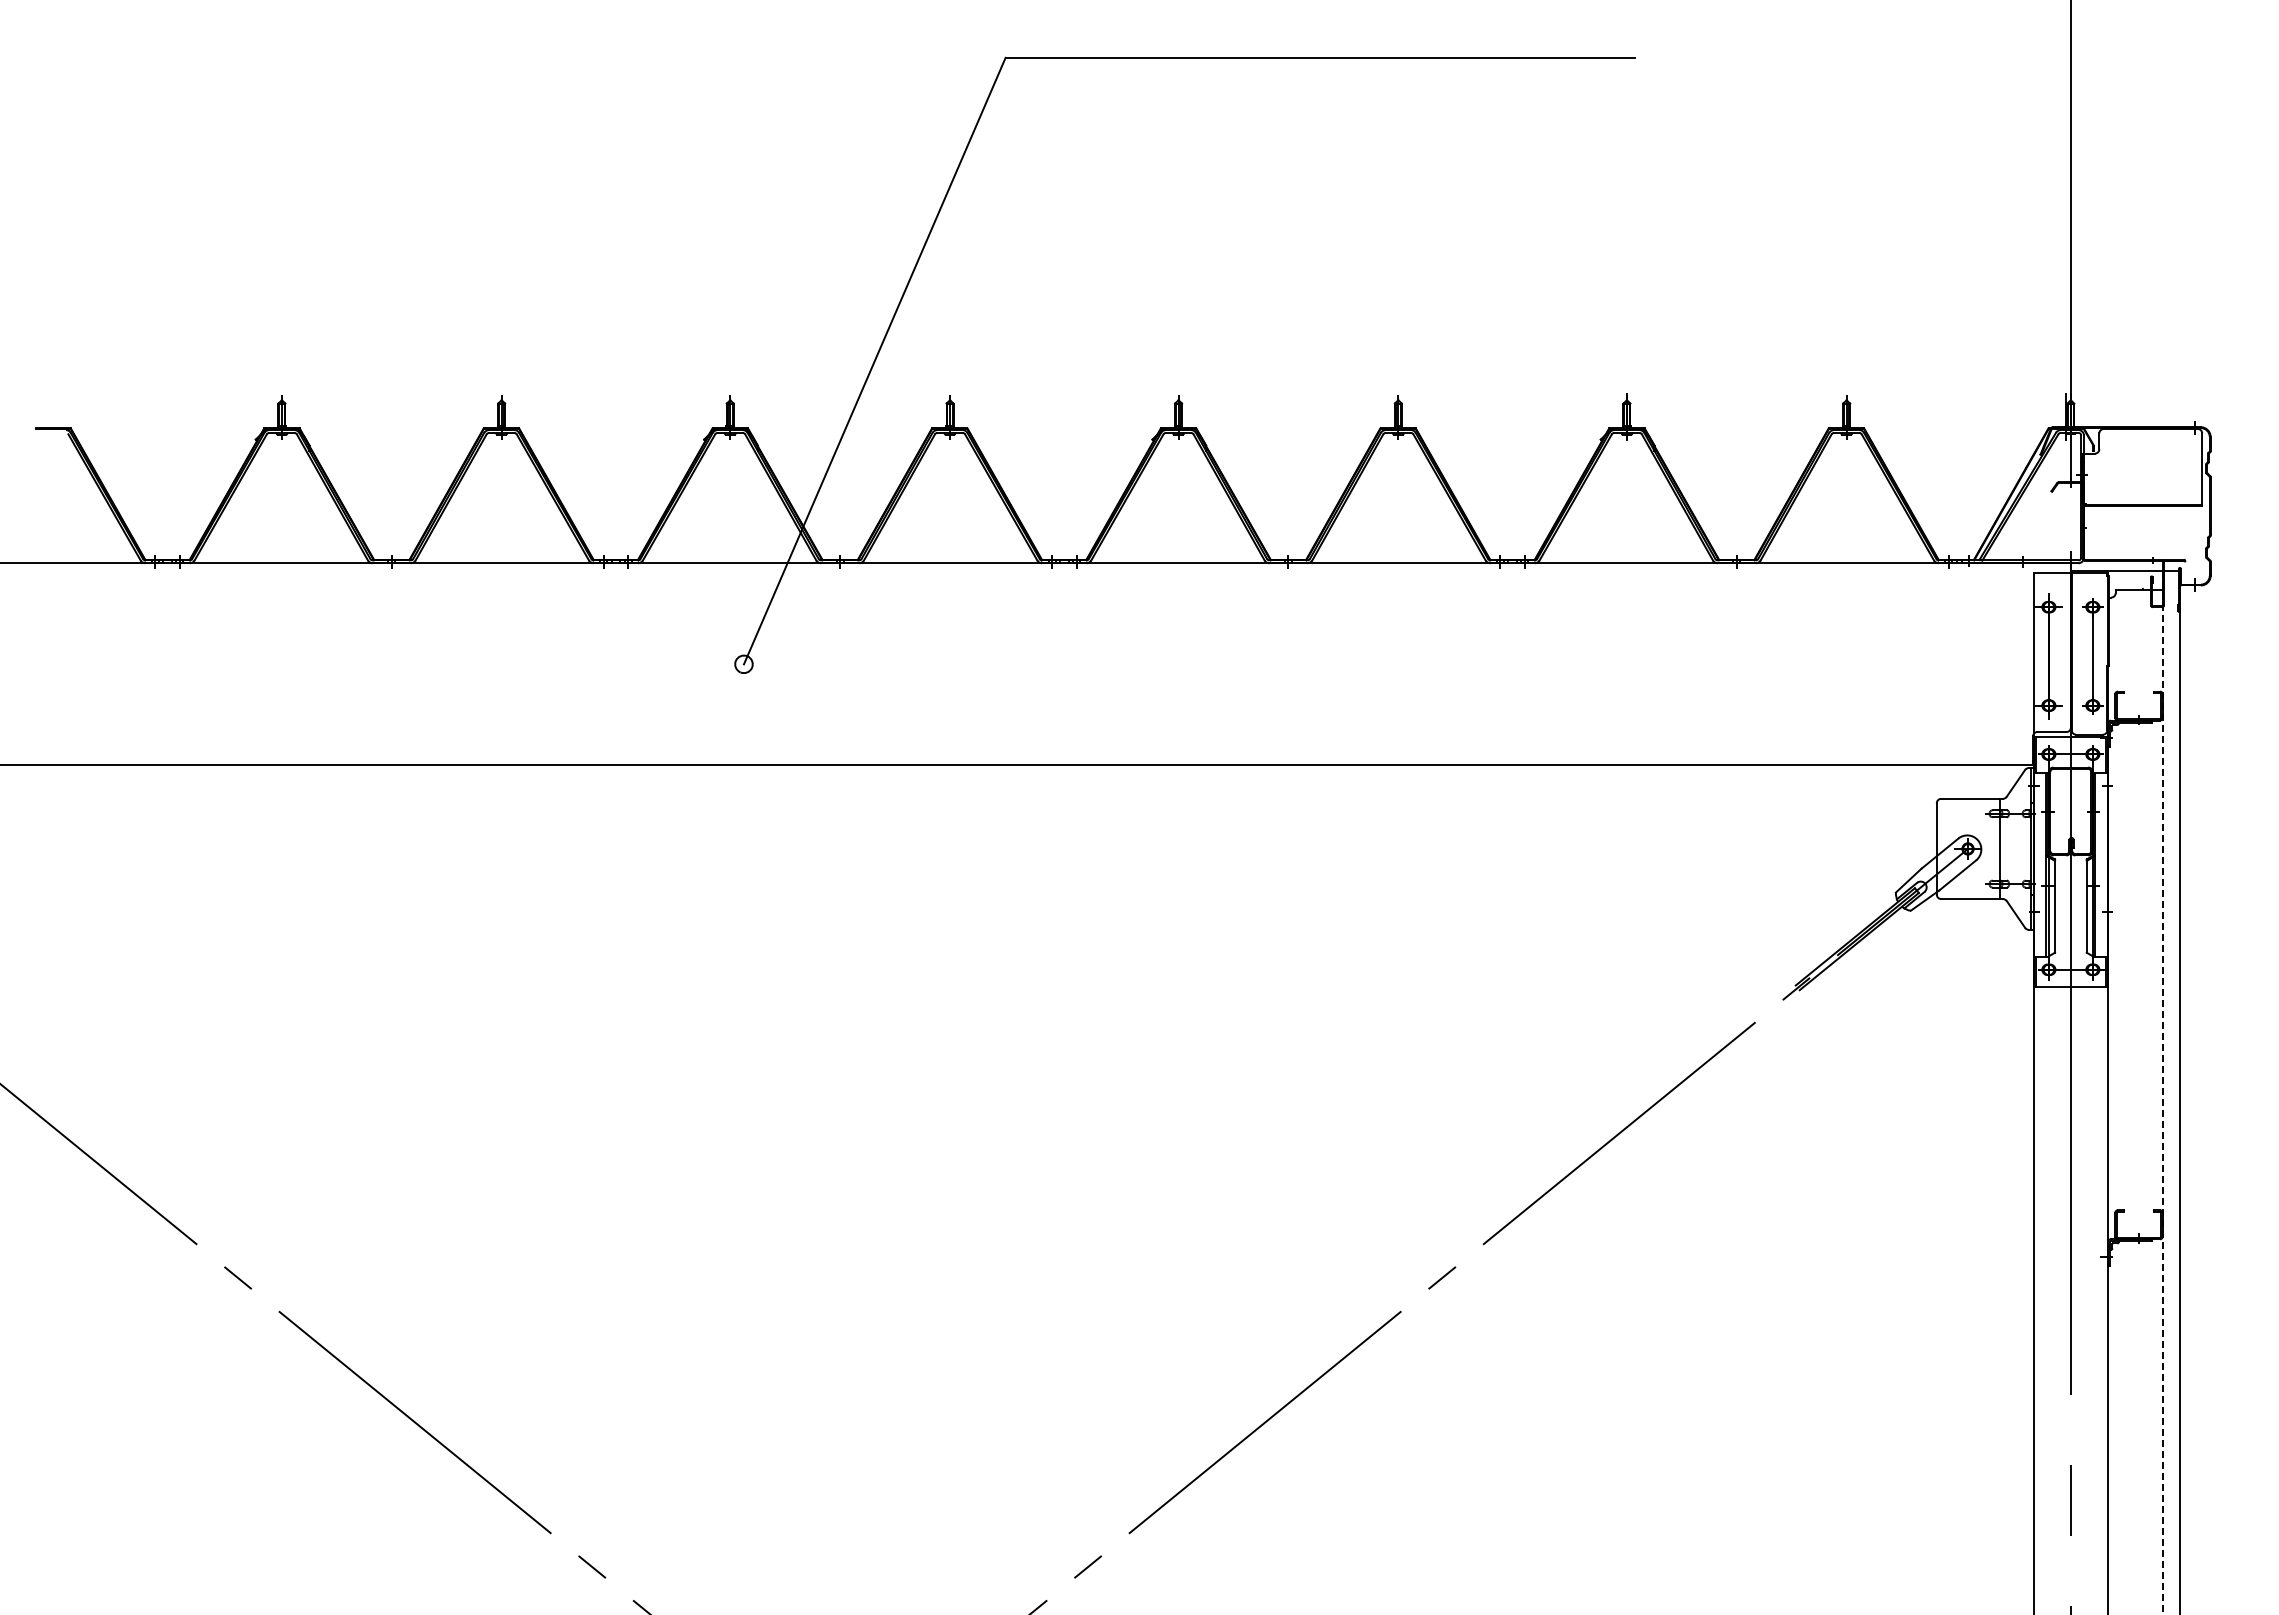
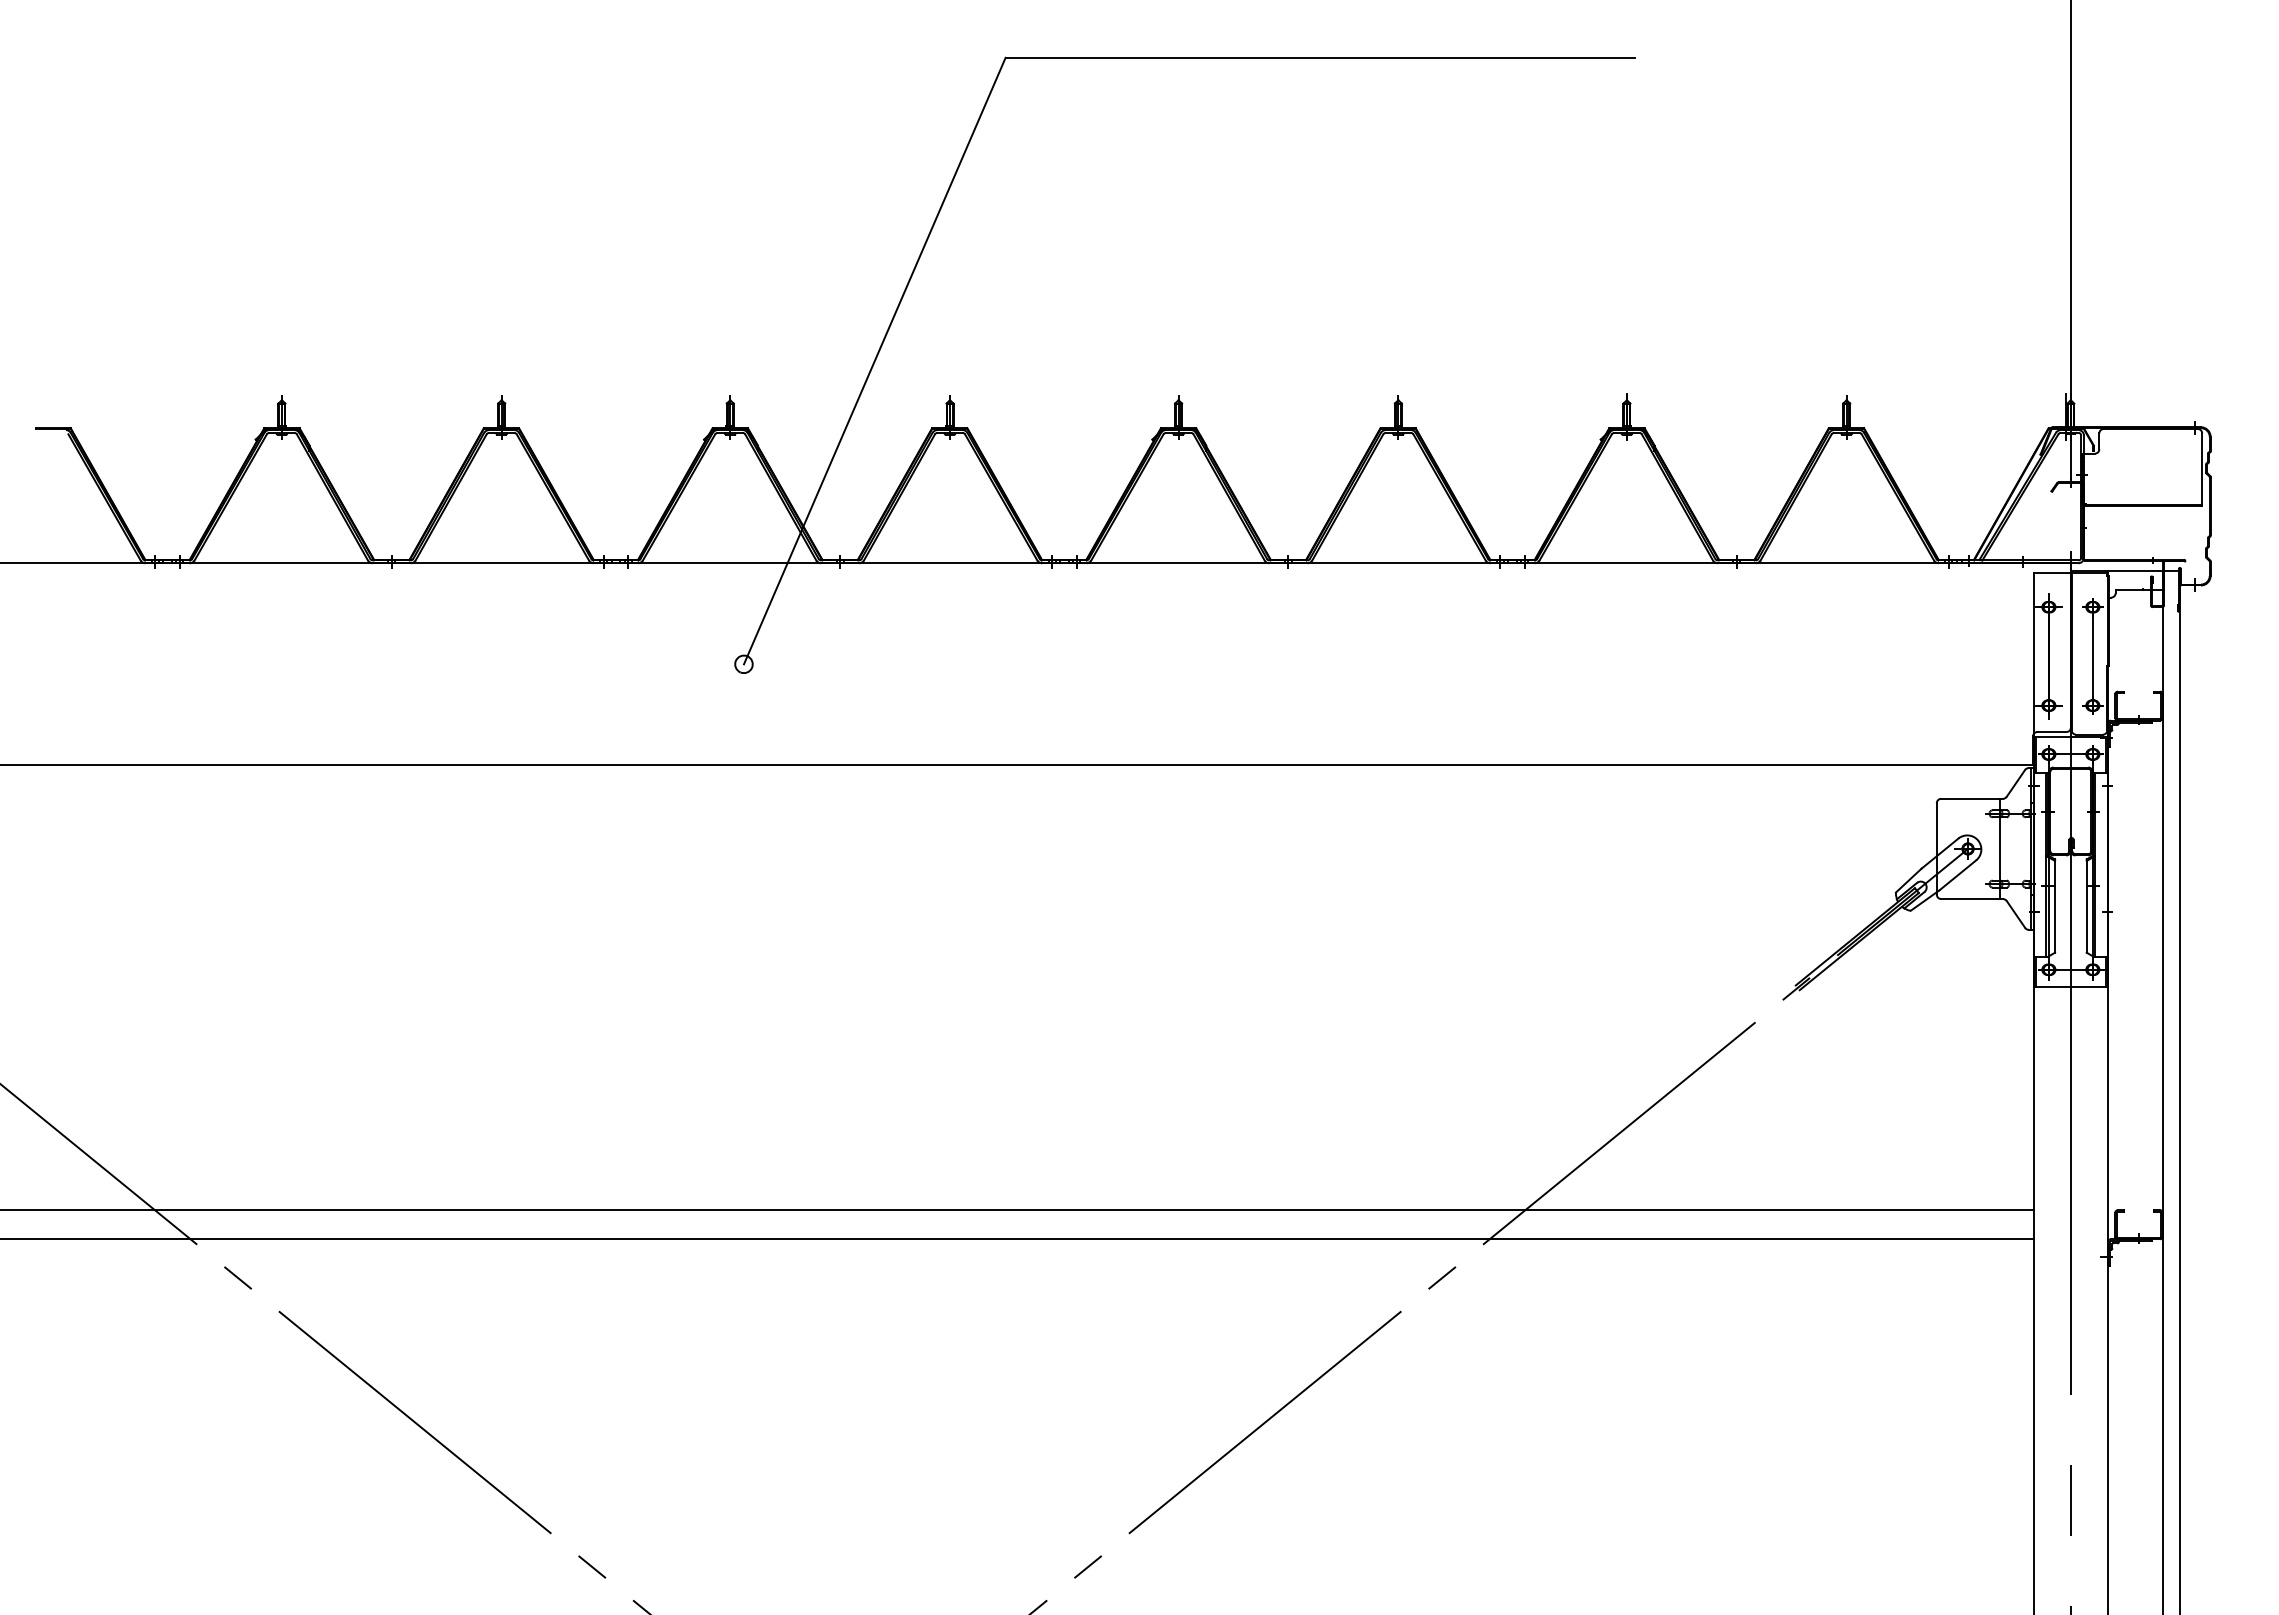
line: dashed -> solid (2162, 1093)
line: none -> present (1017, 1210)
line: none -> present (1017, 1239)
